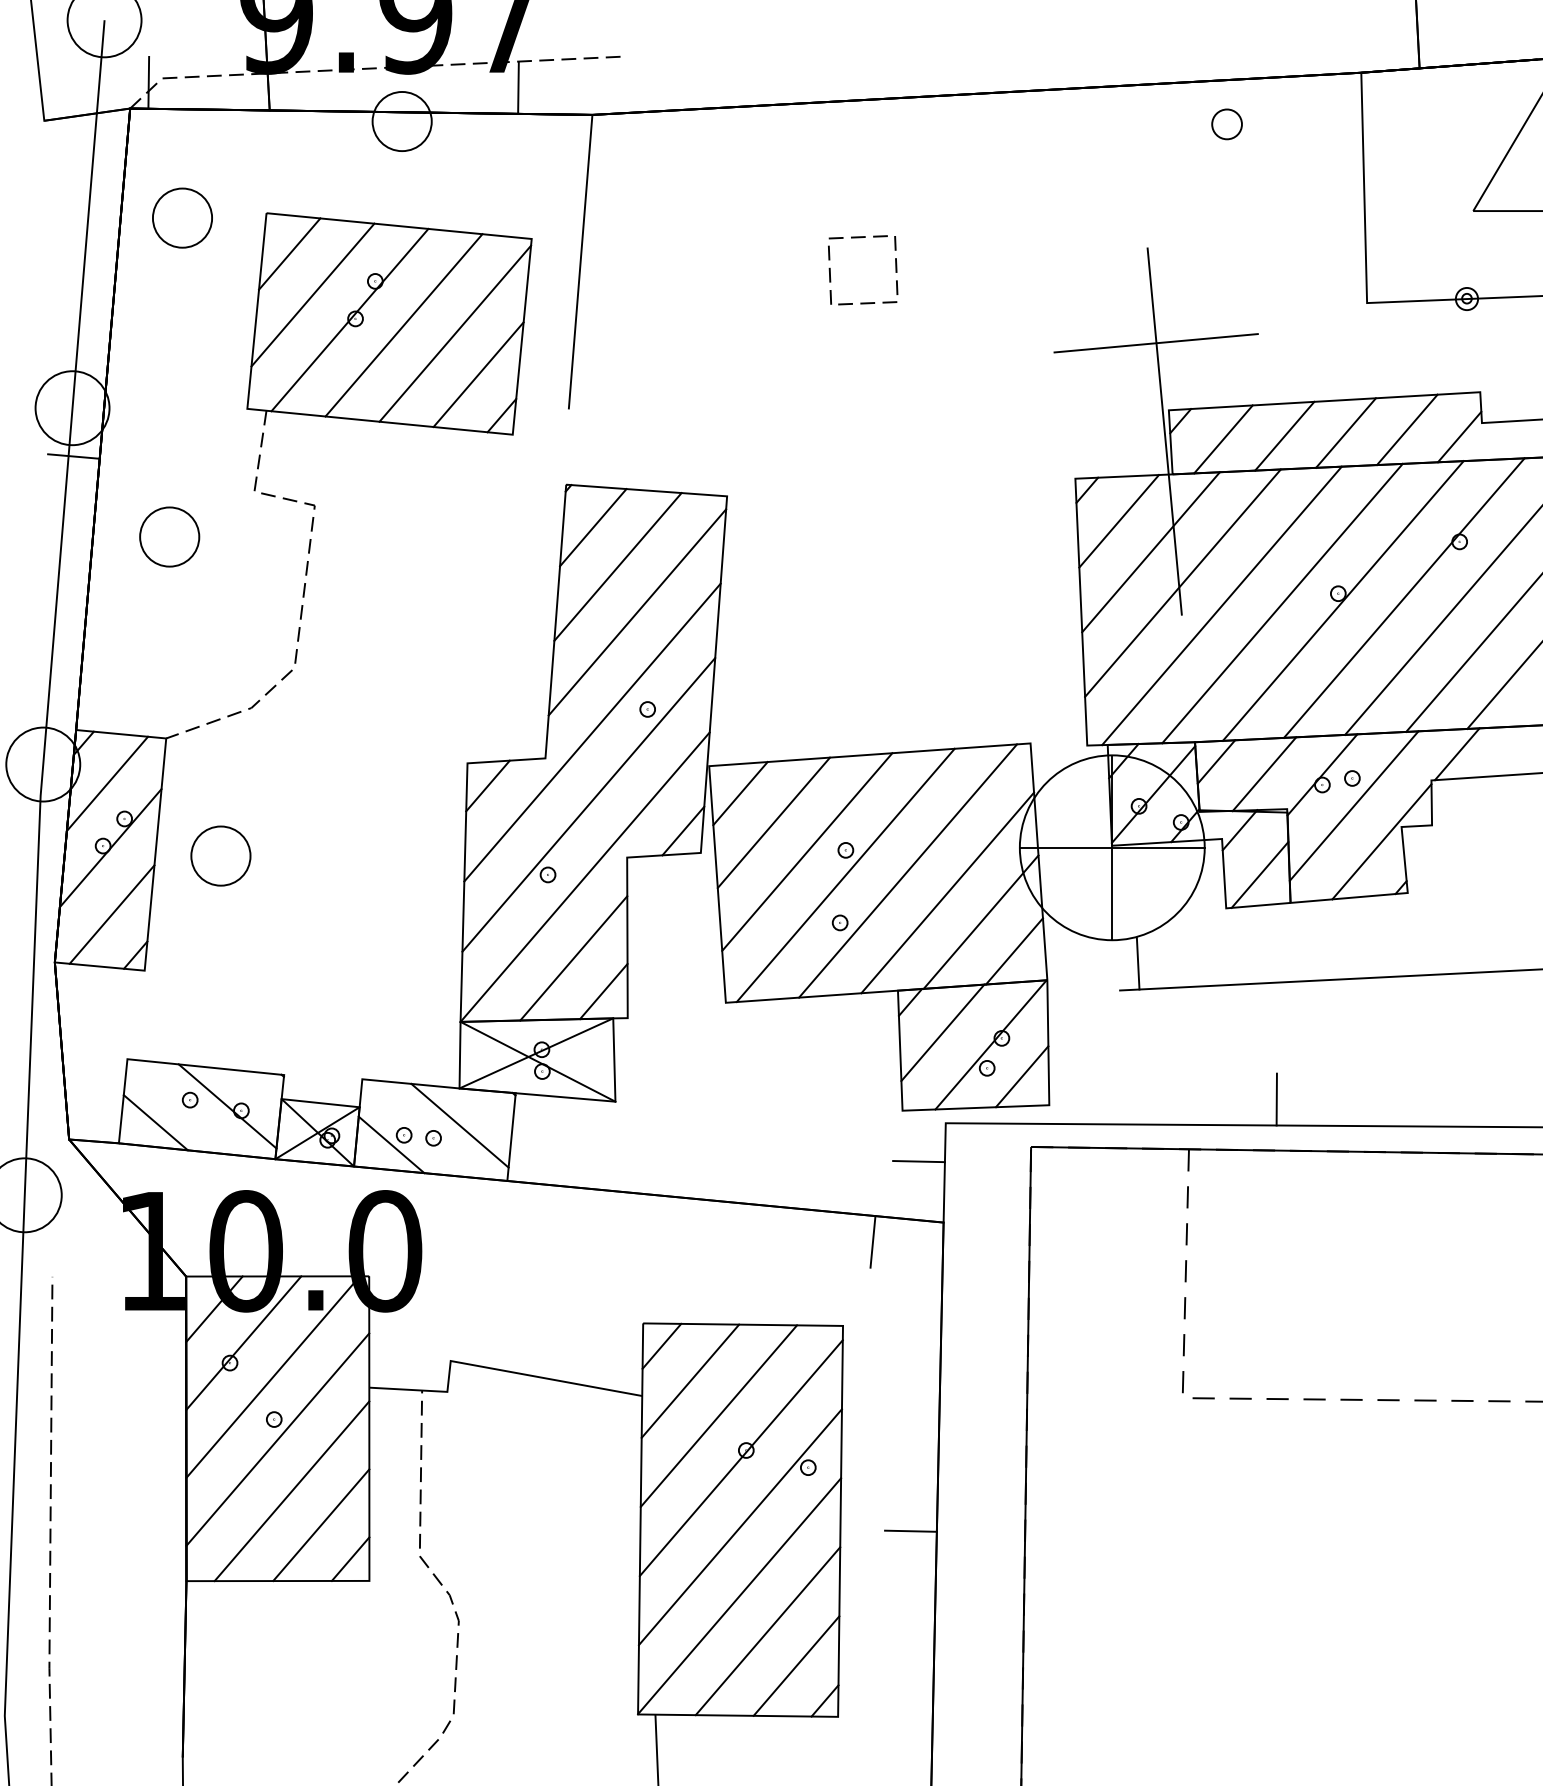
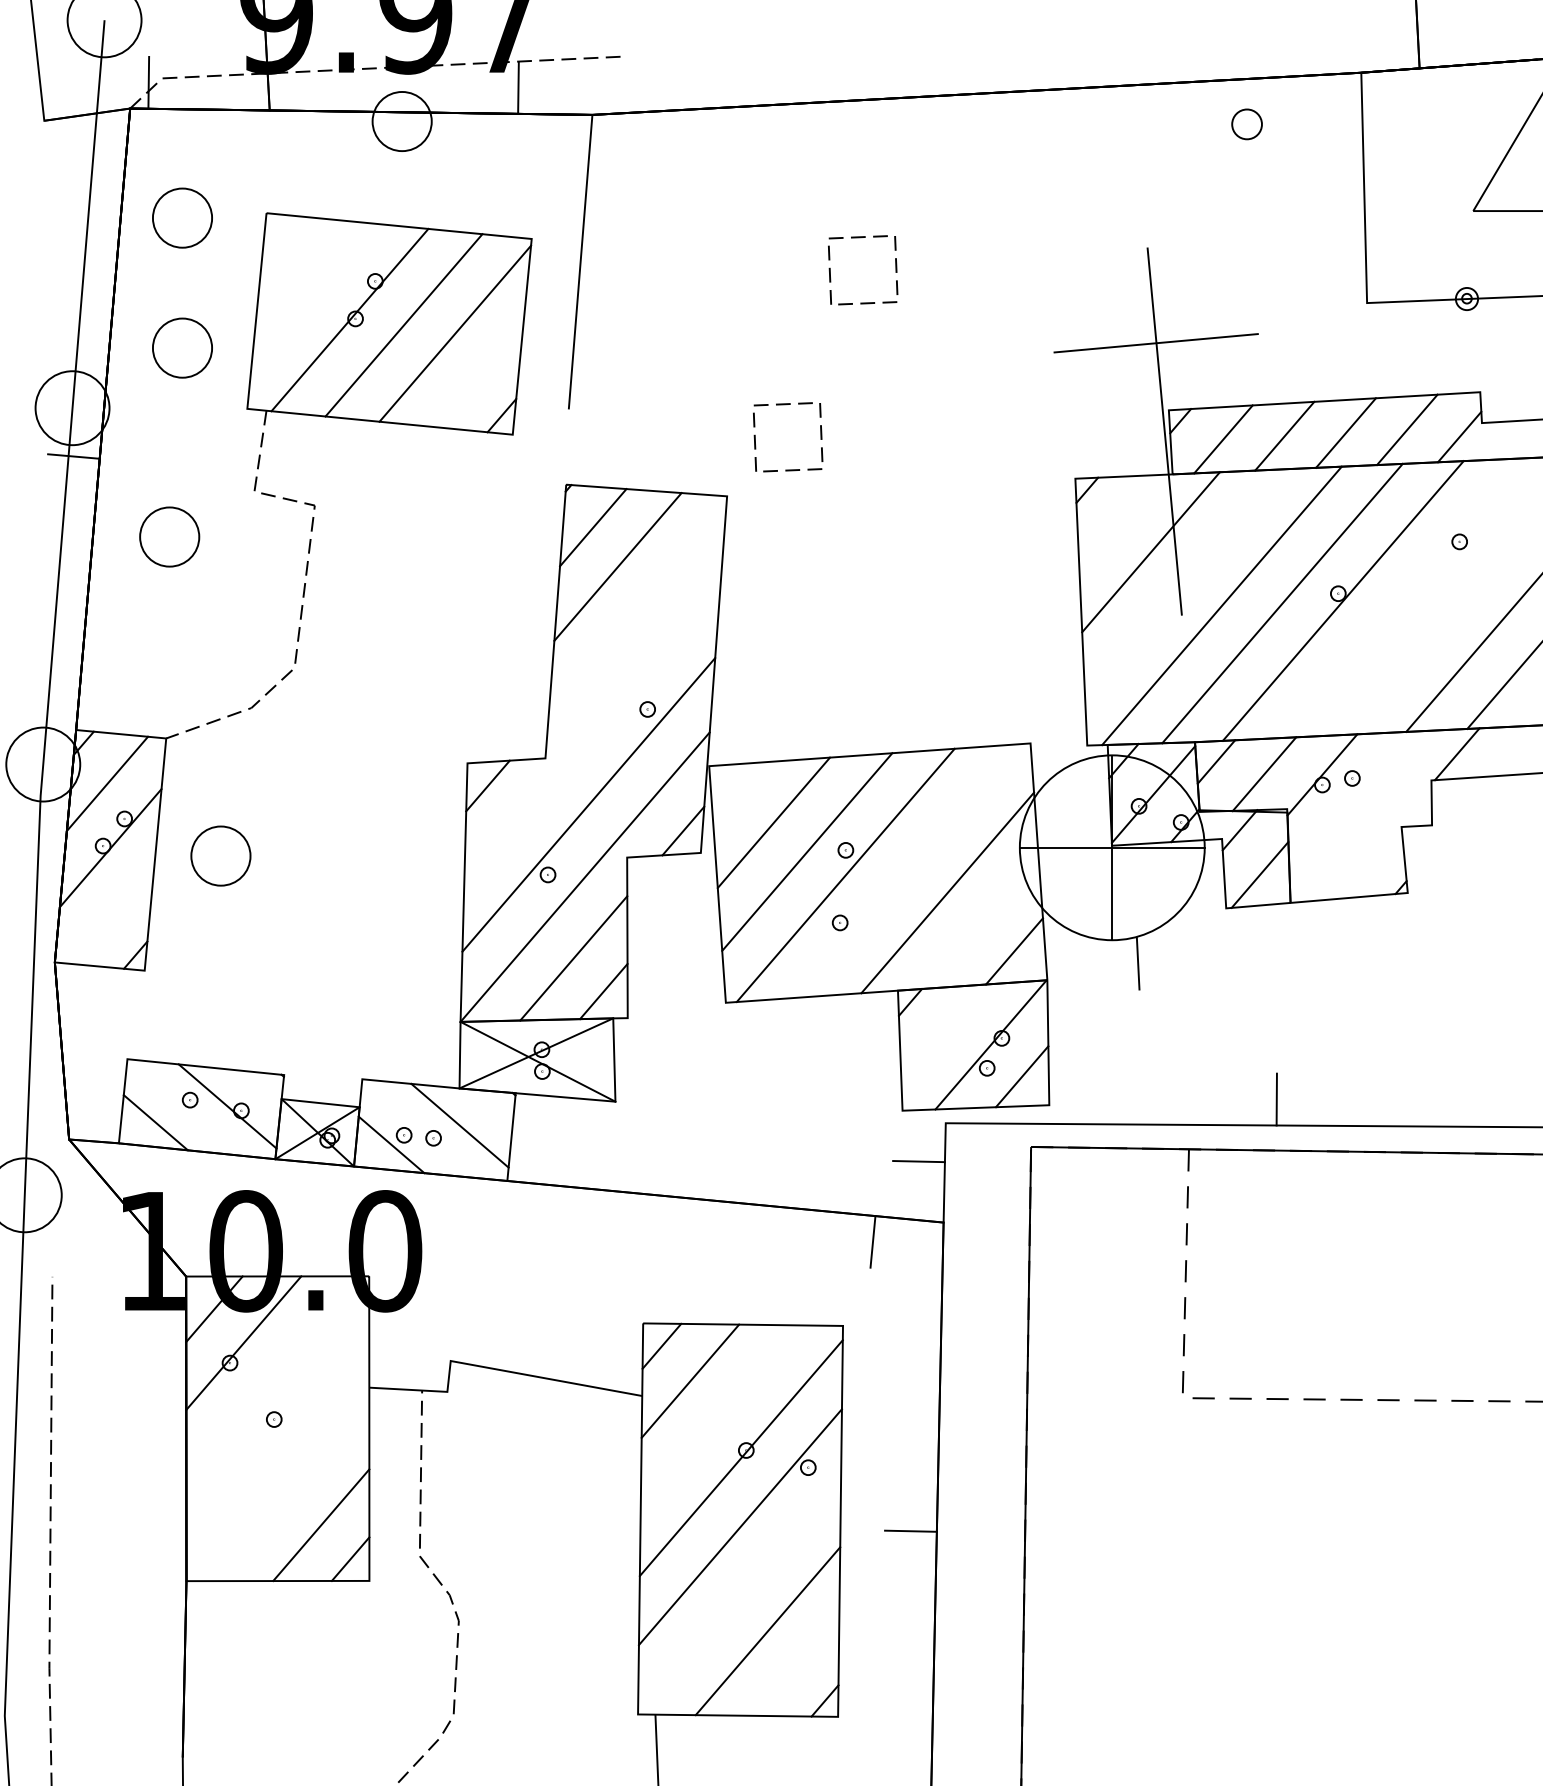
part position: (1226, 124) -> (1246, 124) (1246, 124)
line: present -> none (289, 253)
line: present -> none (312, 294)
part: none -> present (182, 347)
line: present -> none (478, 374)
part: none -> present (820, 437)
line: present -> none (1119, 521)
line: present -> none (1182, 582)
line: present -> none (1404, 597)
line: present -> none (637, 612)
line: present -> none (1442, 621)
line: present -> none (592, 732)
line: present -> none (740, 793)
line: present -> none (1353, 805)
line: present -> none (1381, 841)
line: present -> none (908, 870)
line: present -> none (111, 914)
line: present -> none (980, 921)
line: present -> none (1329, 979)
line: present -> none (942, 1032)
line: present -> none (272, 1376)
line: present -> none (718, 1415)
line: present -> none (277, 1439)
line: present -> none (291, 1491)
line: present -> none (739, 1596)
line: present -> none (796, 1665)
